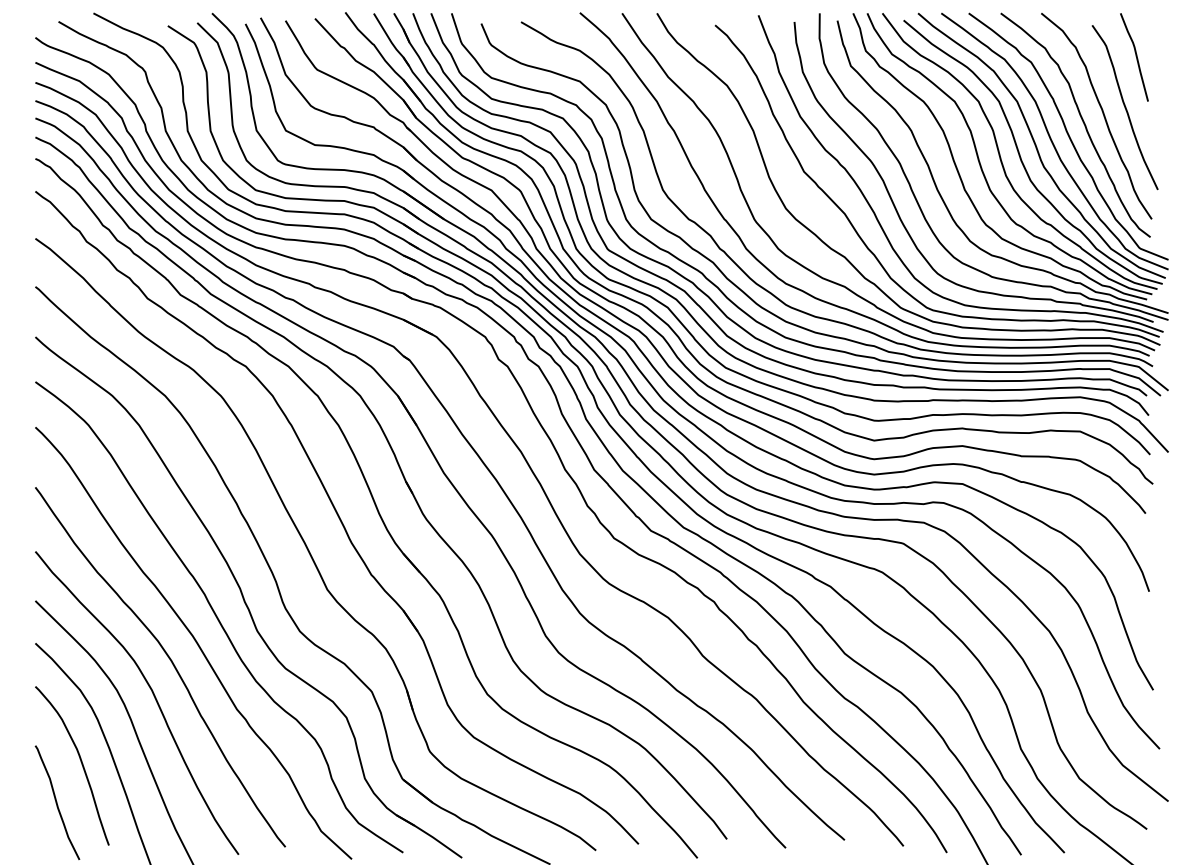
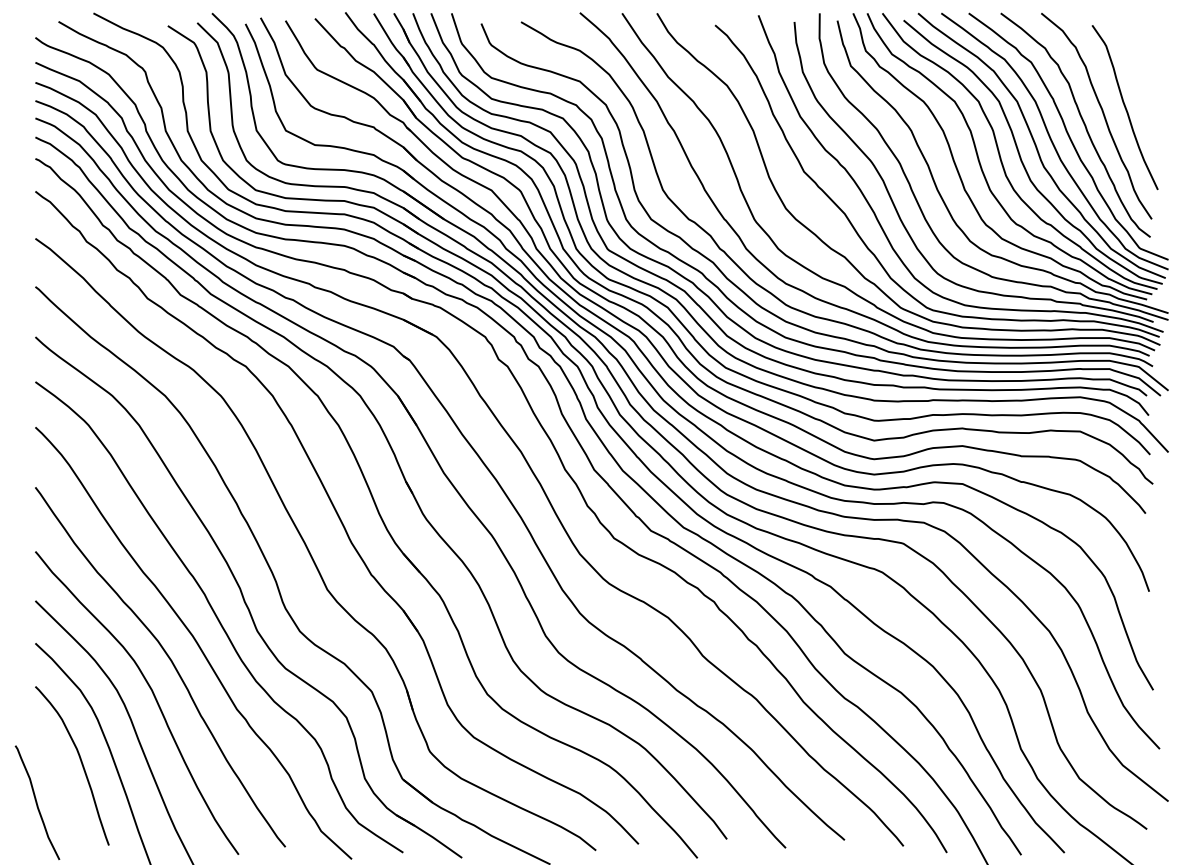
curve: present -> none (1135, 56)
curve position: (57, 802) -> (37, 802) (37, 802)
